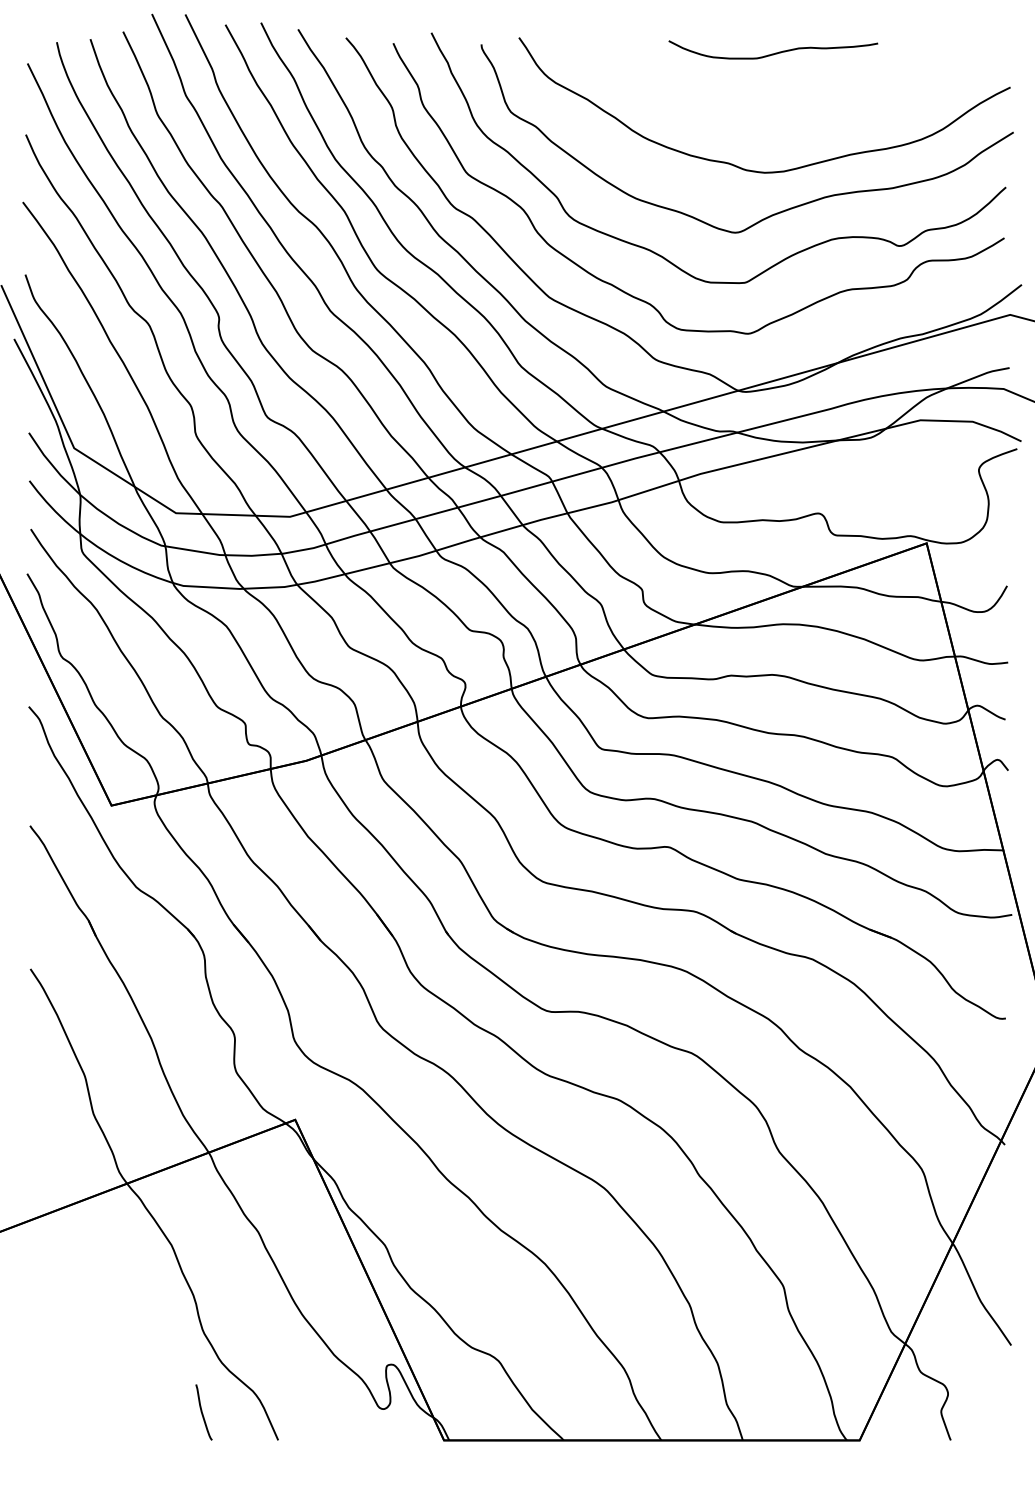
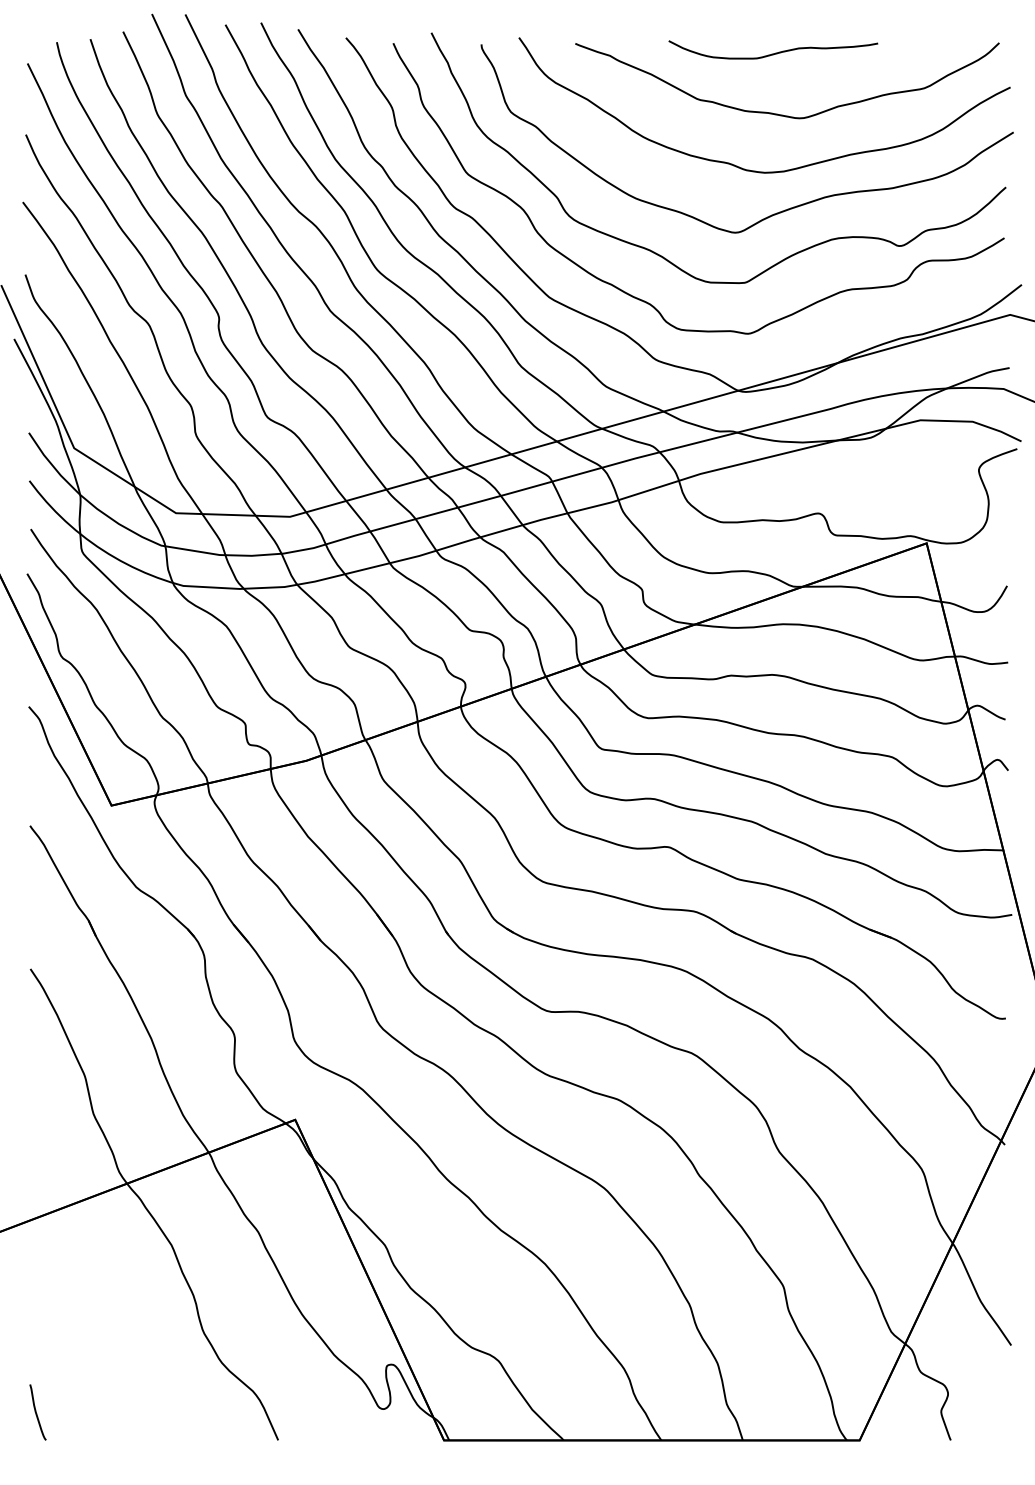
curve: none -> present (783, 114)
curve position: (202, 1412) -> (36, 1412) (36, 1412)
